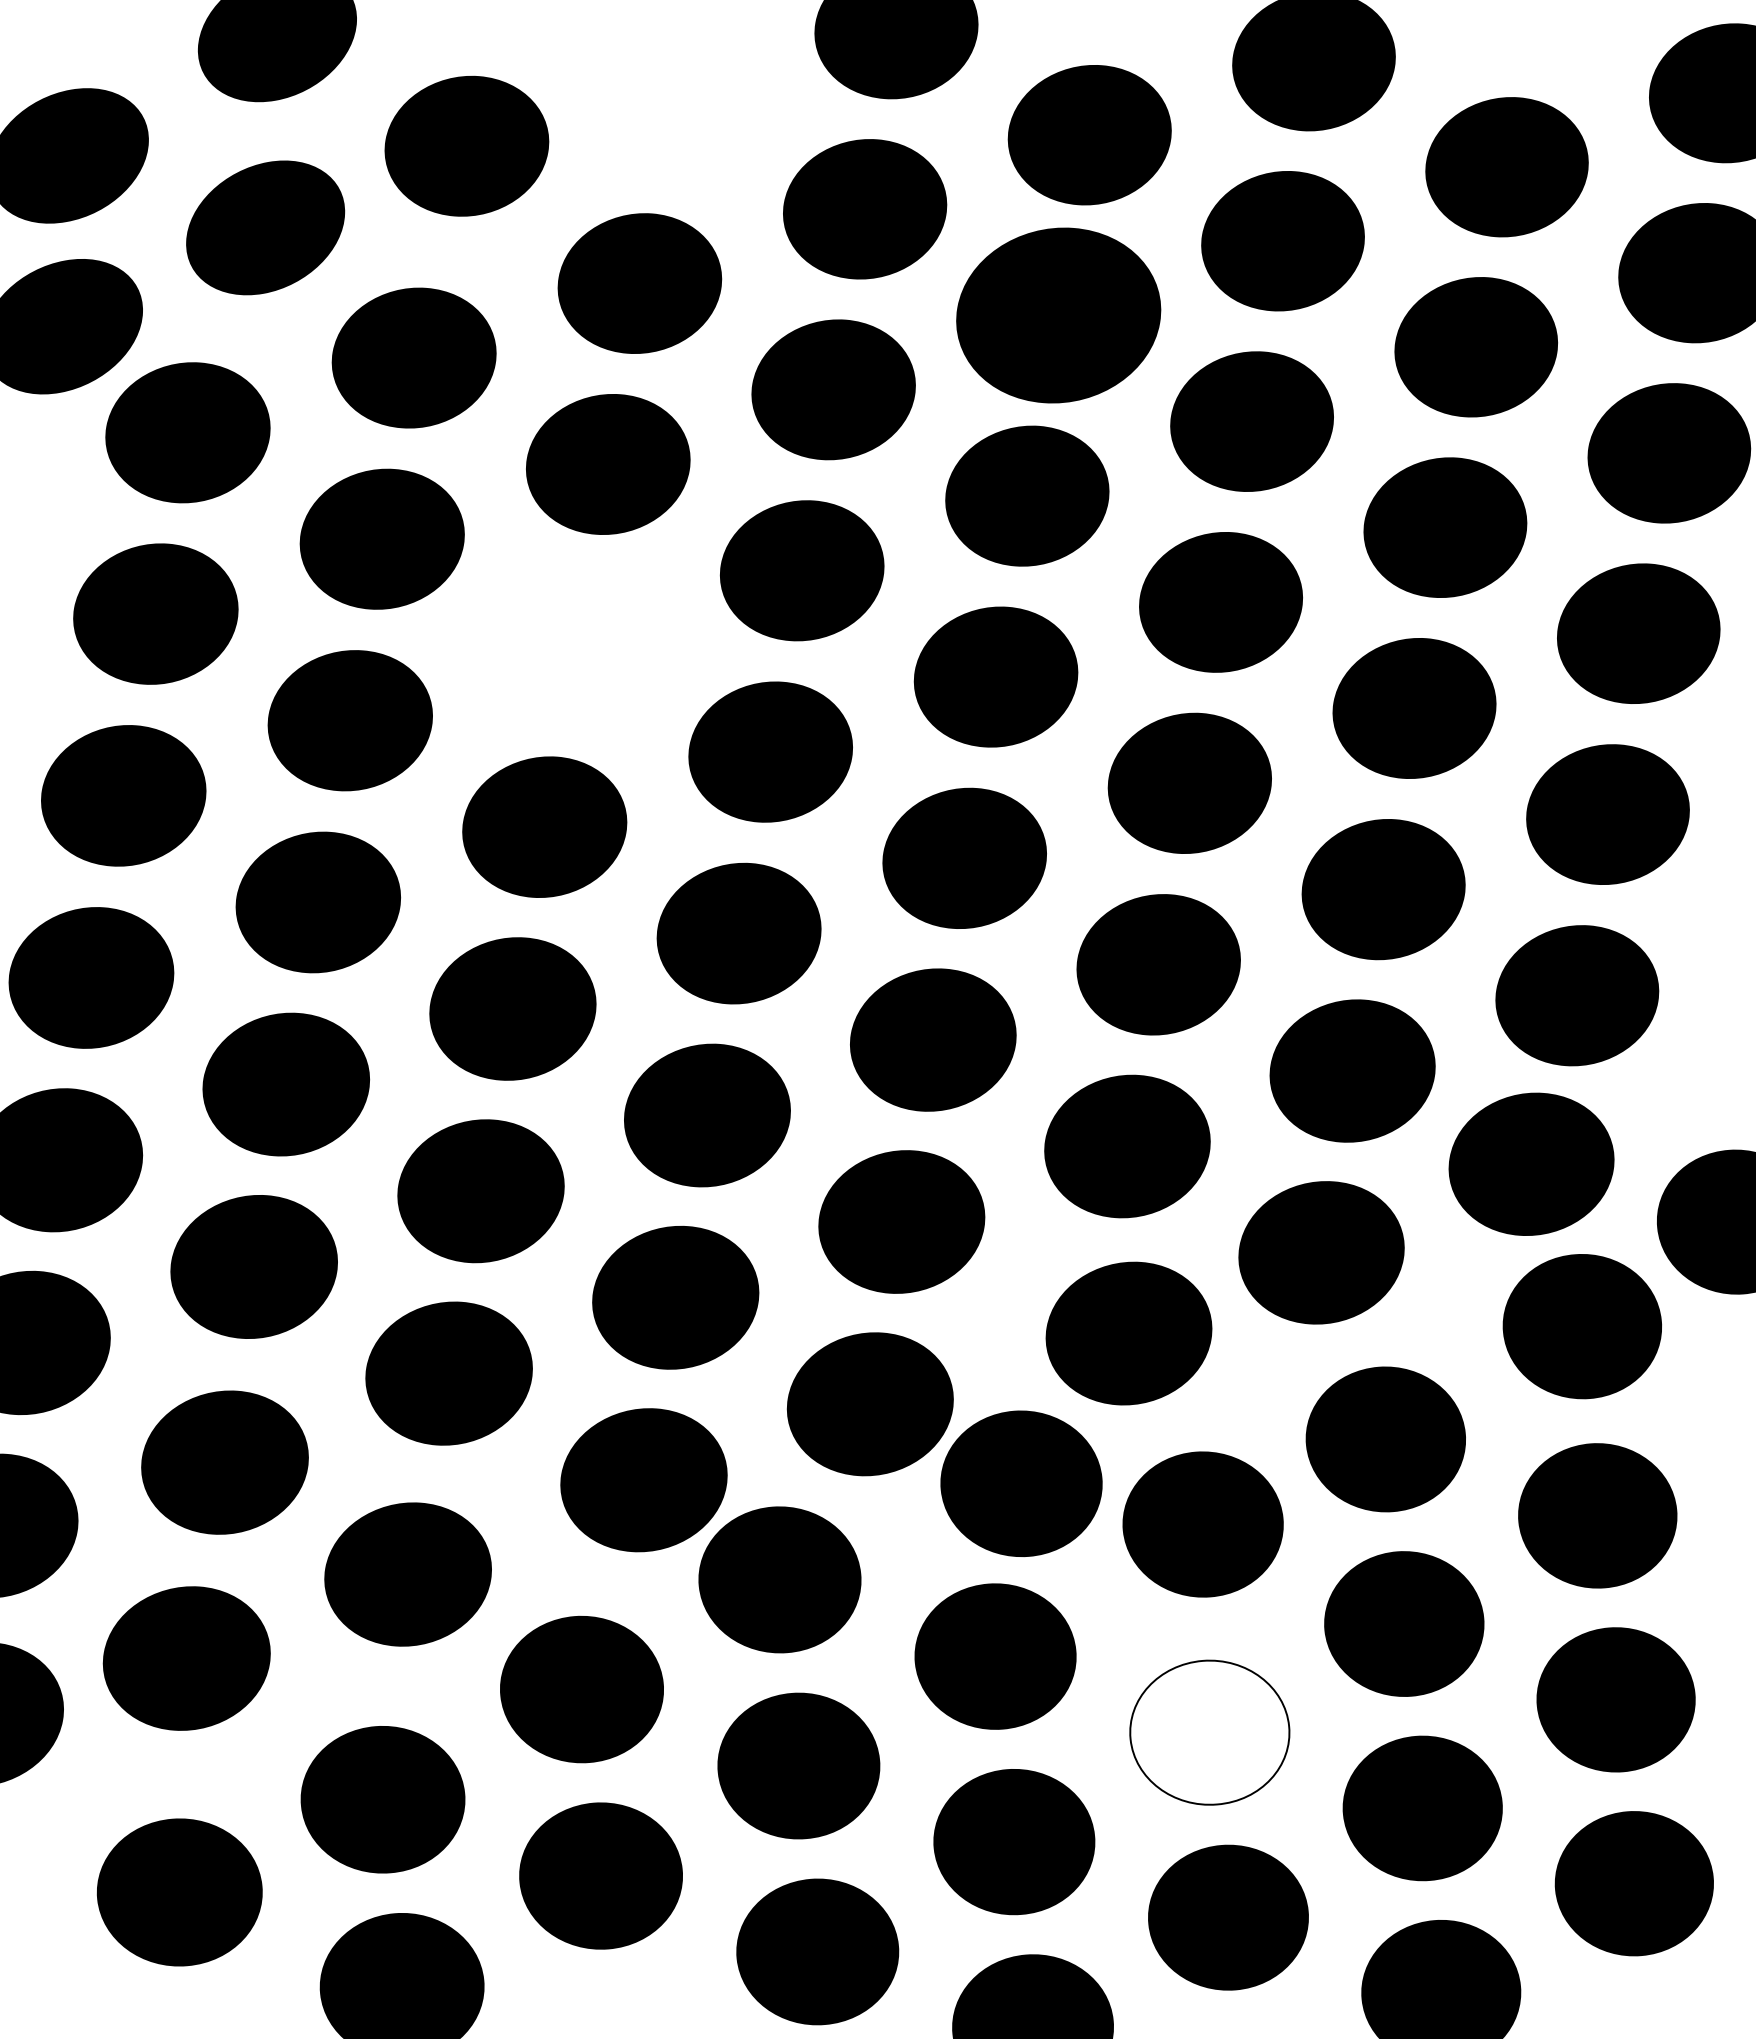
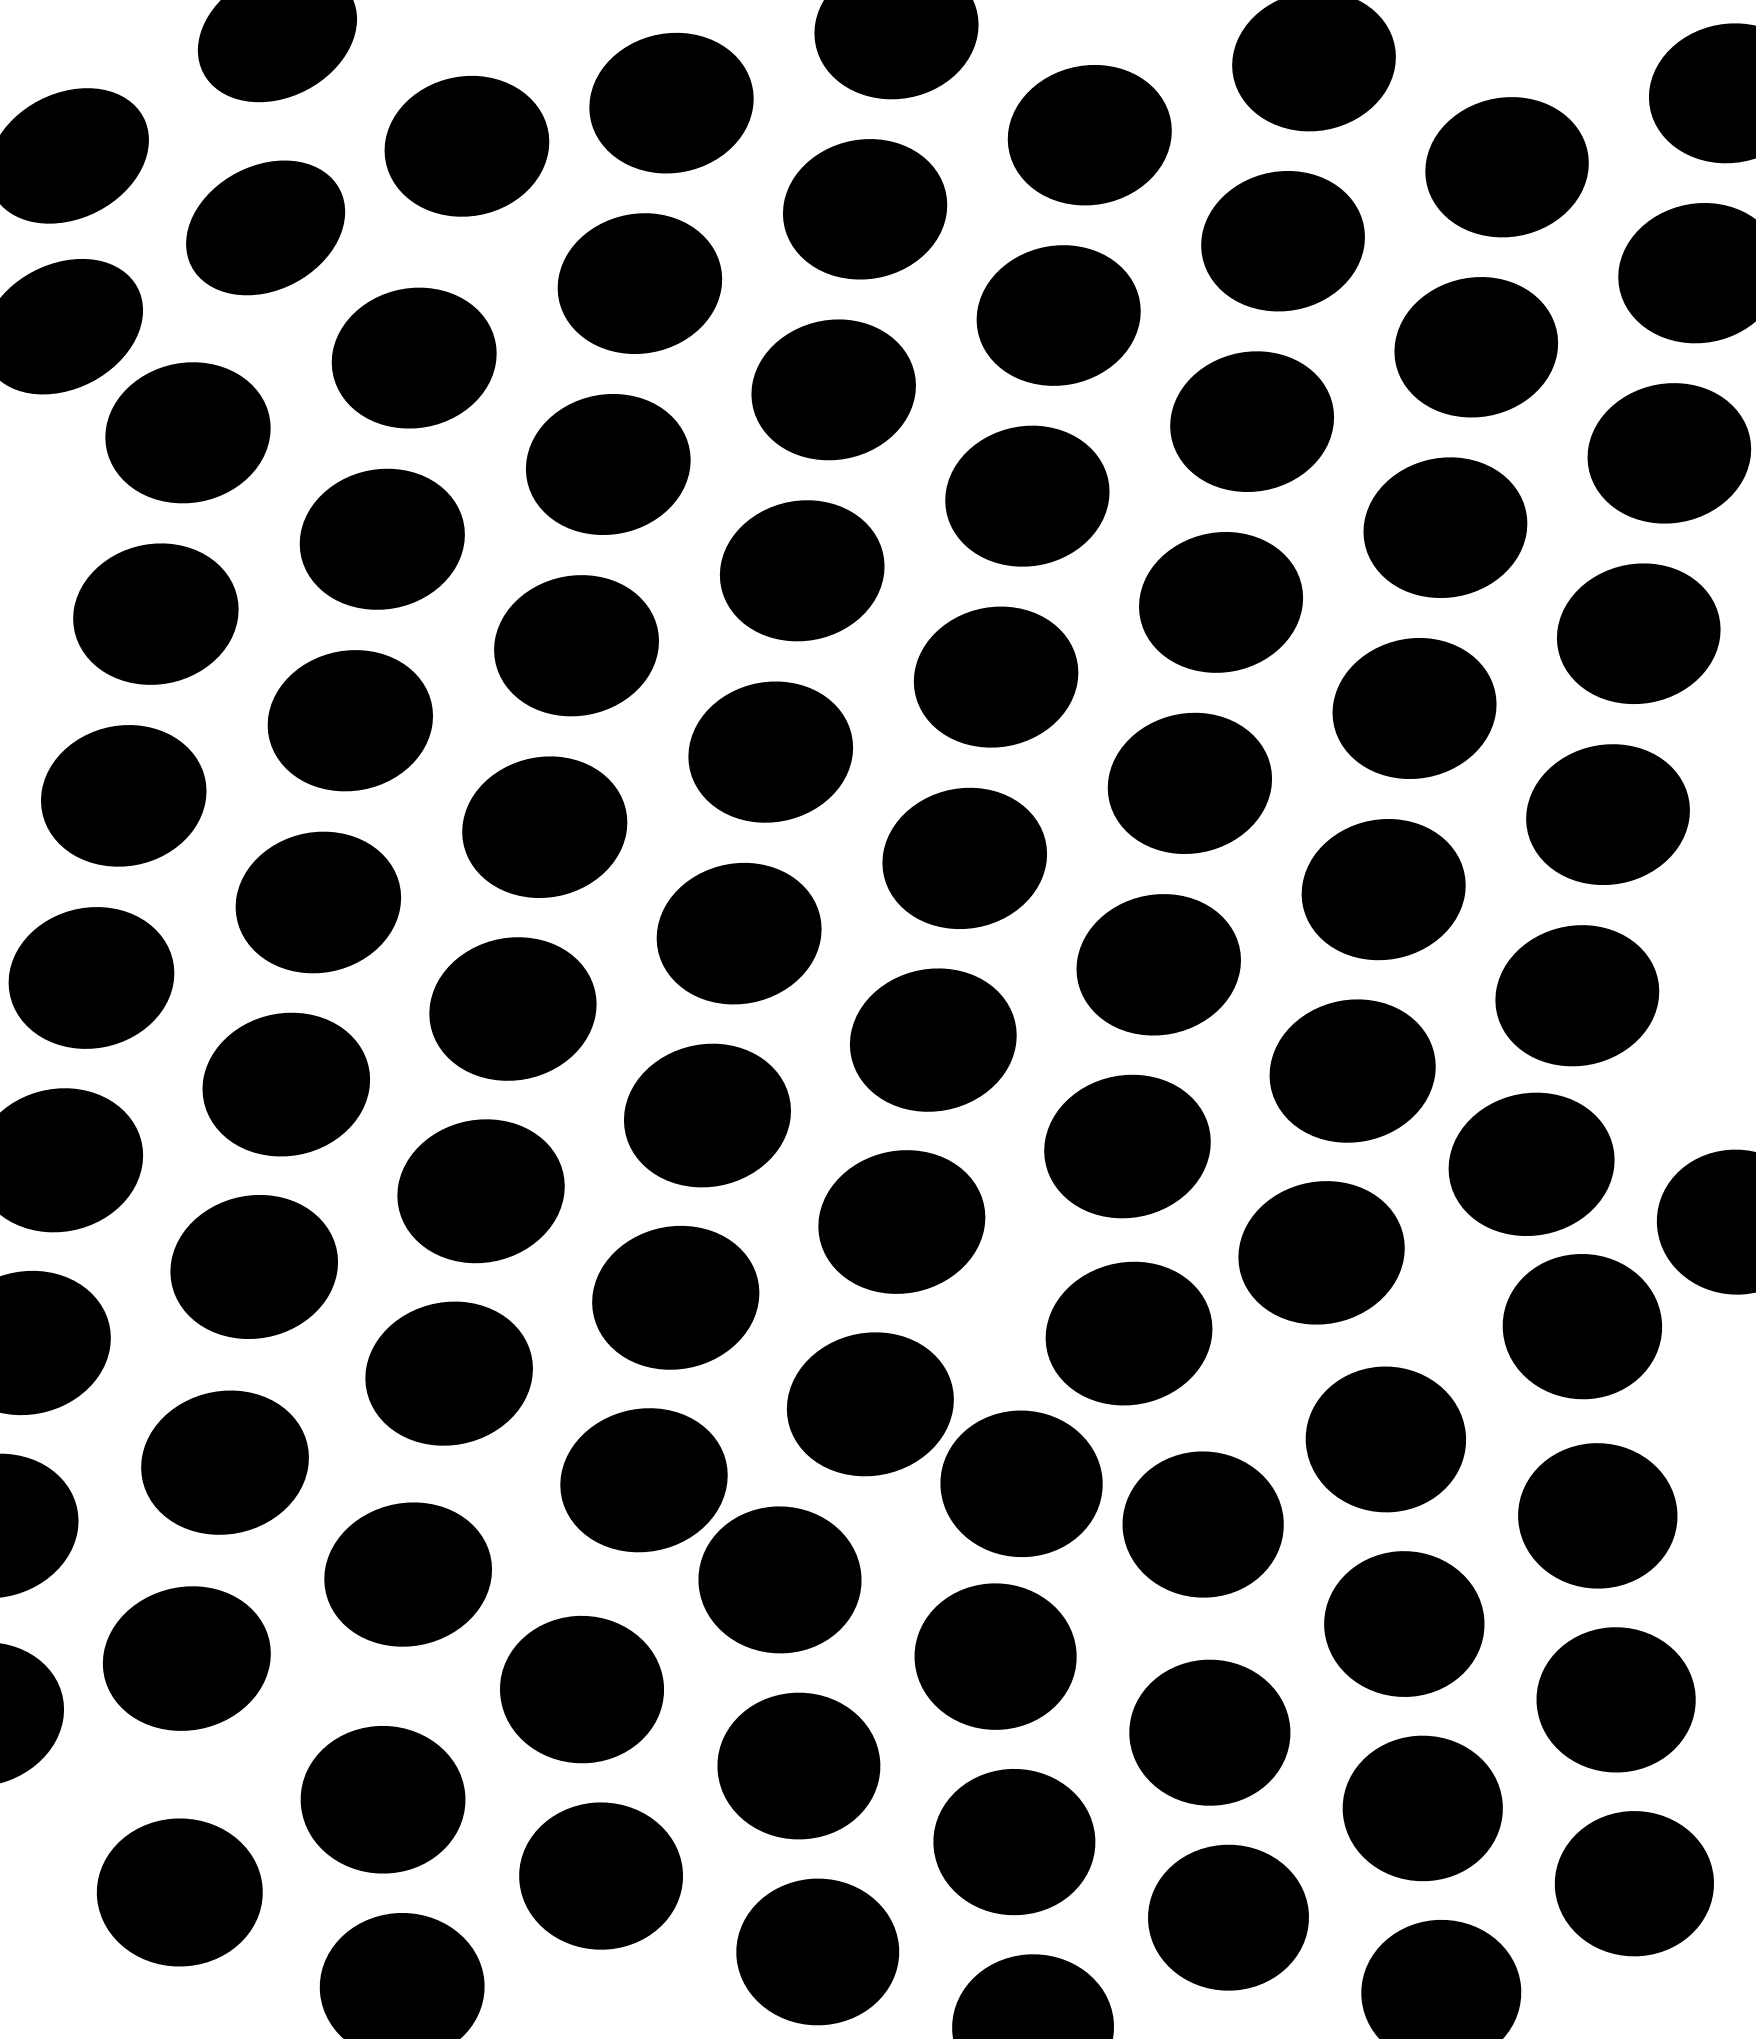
fill: none -> present (671, 102)
part size: 206x177 px -> 165x141 px (1058, 315)
part: none -> present (576, 645)
fill: none -> present (1209, 1732)
